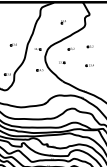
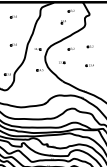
part: none -> present (70, 10)
part: none -> present (12, 16)
